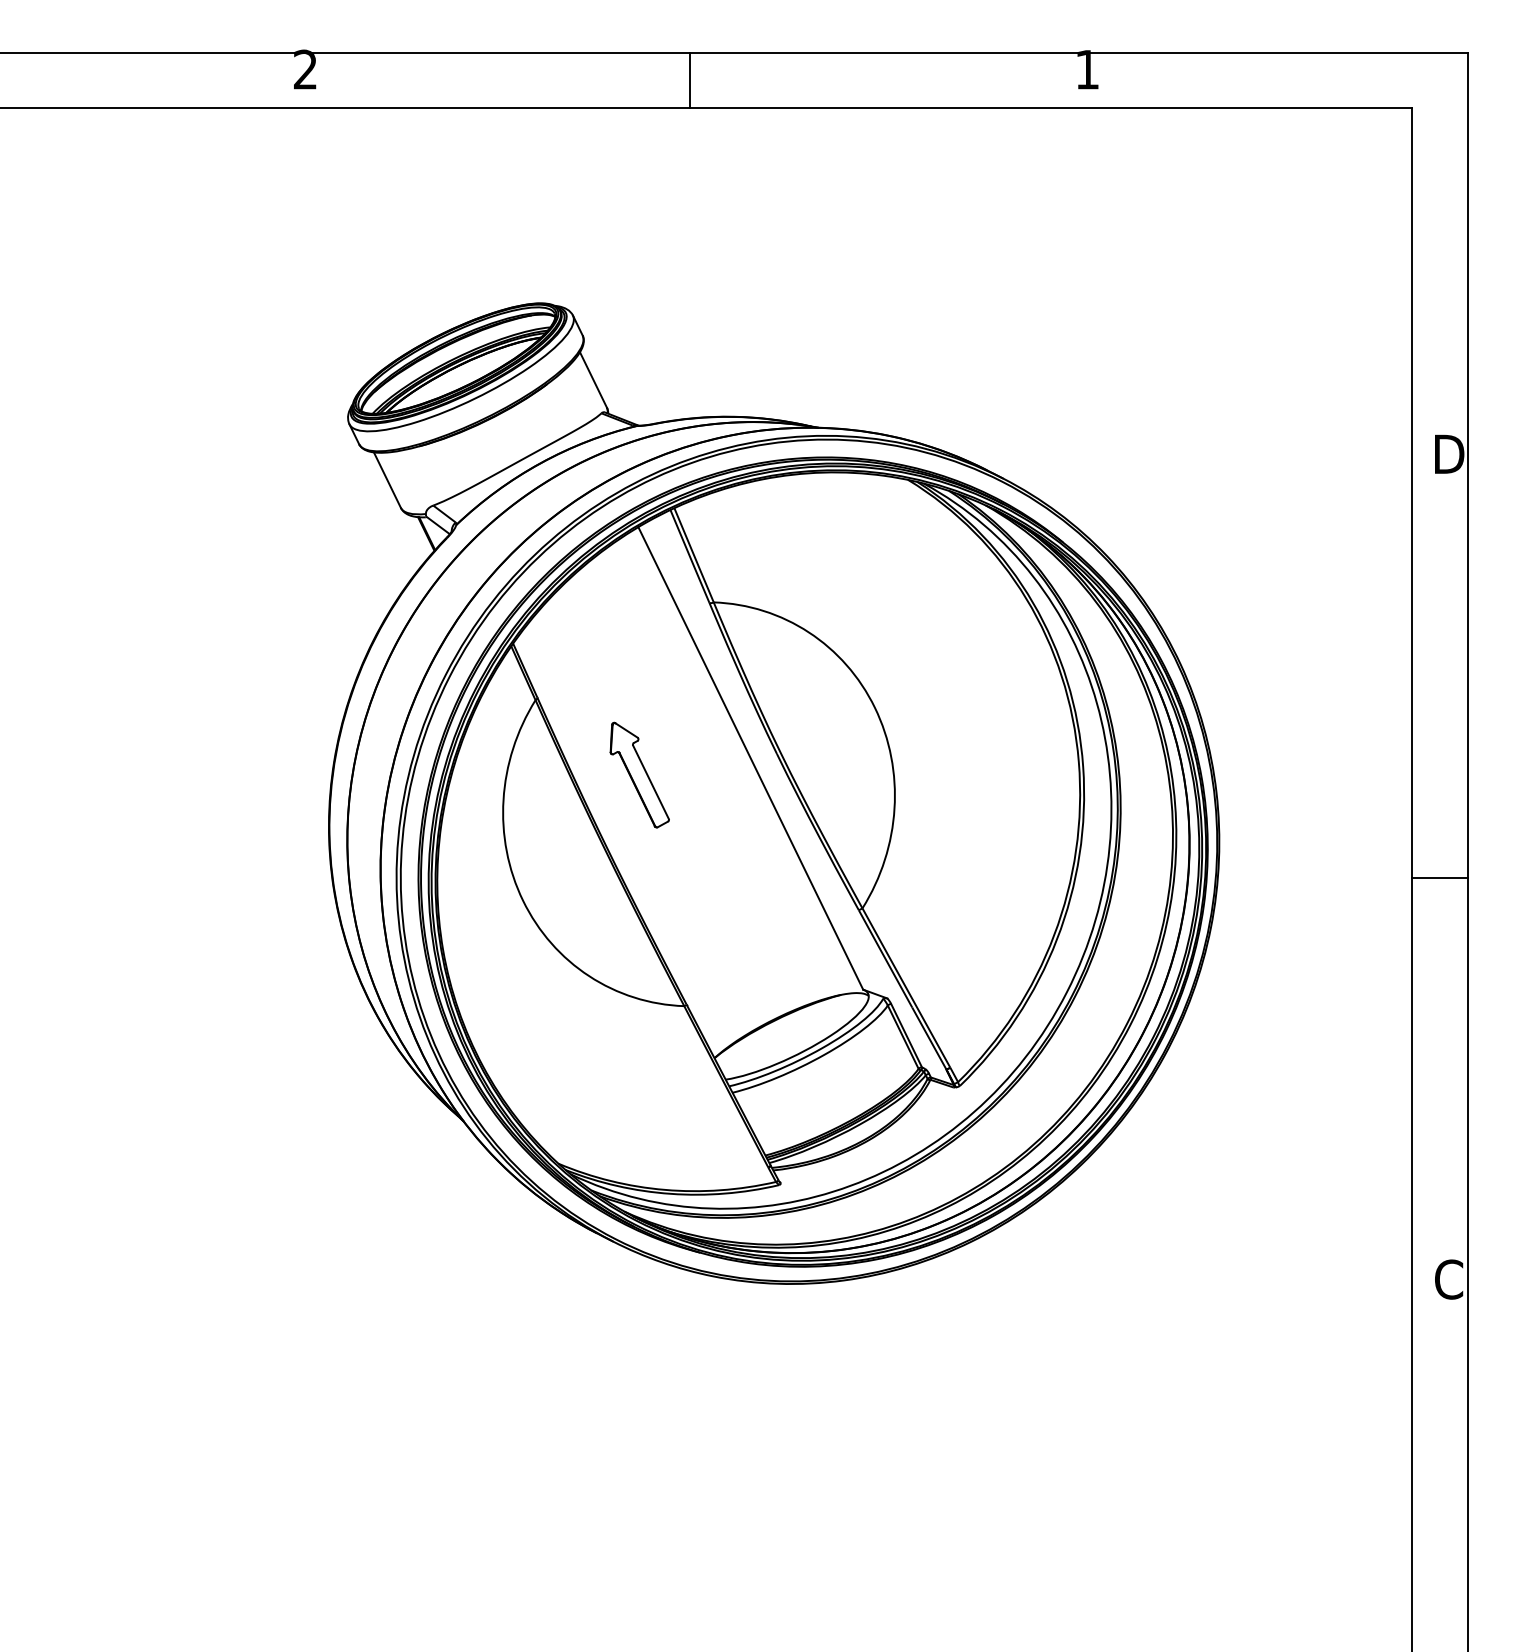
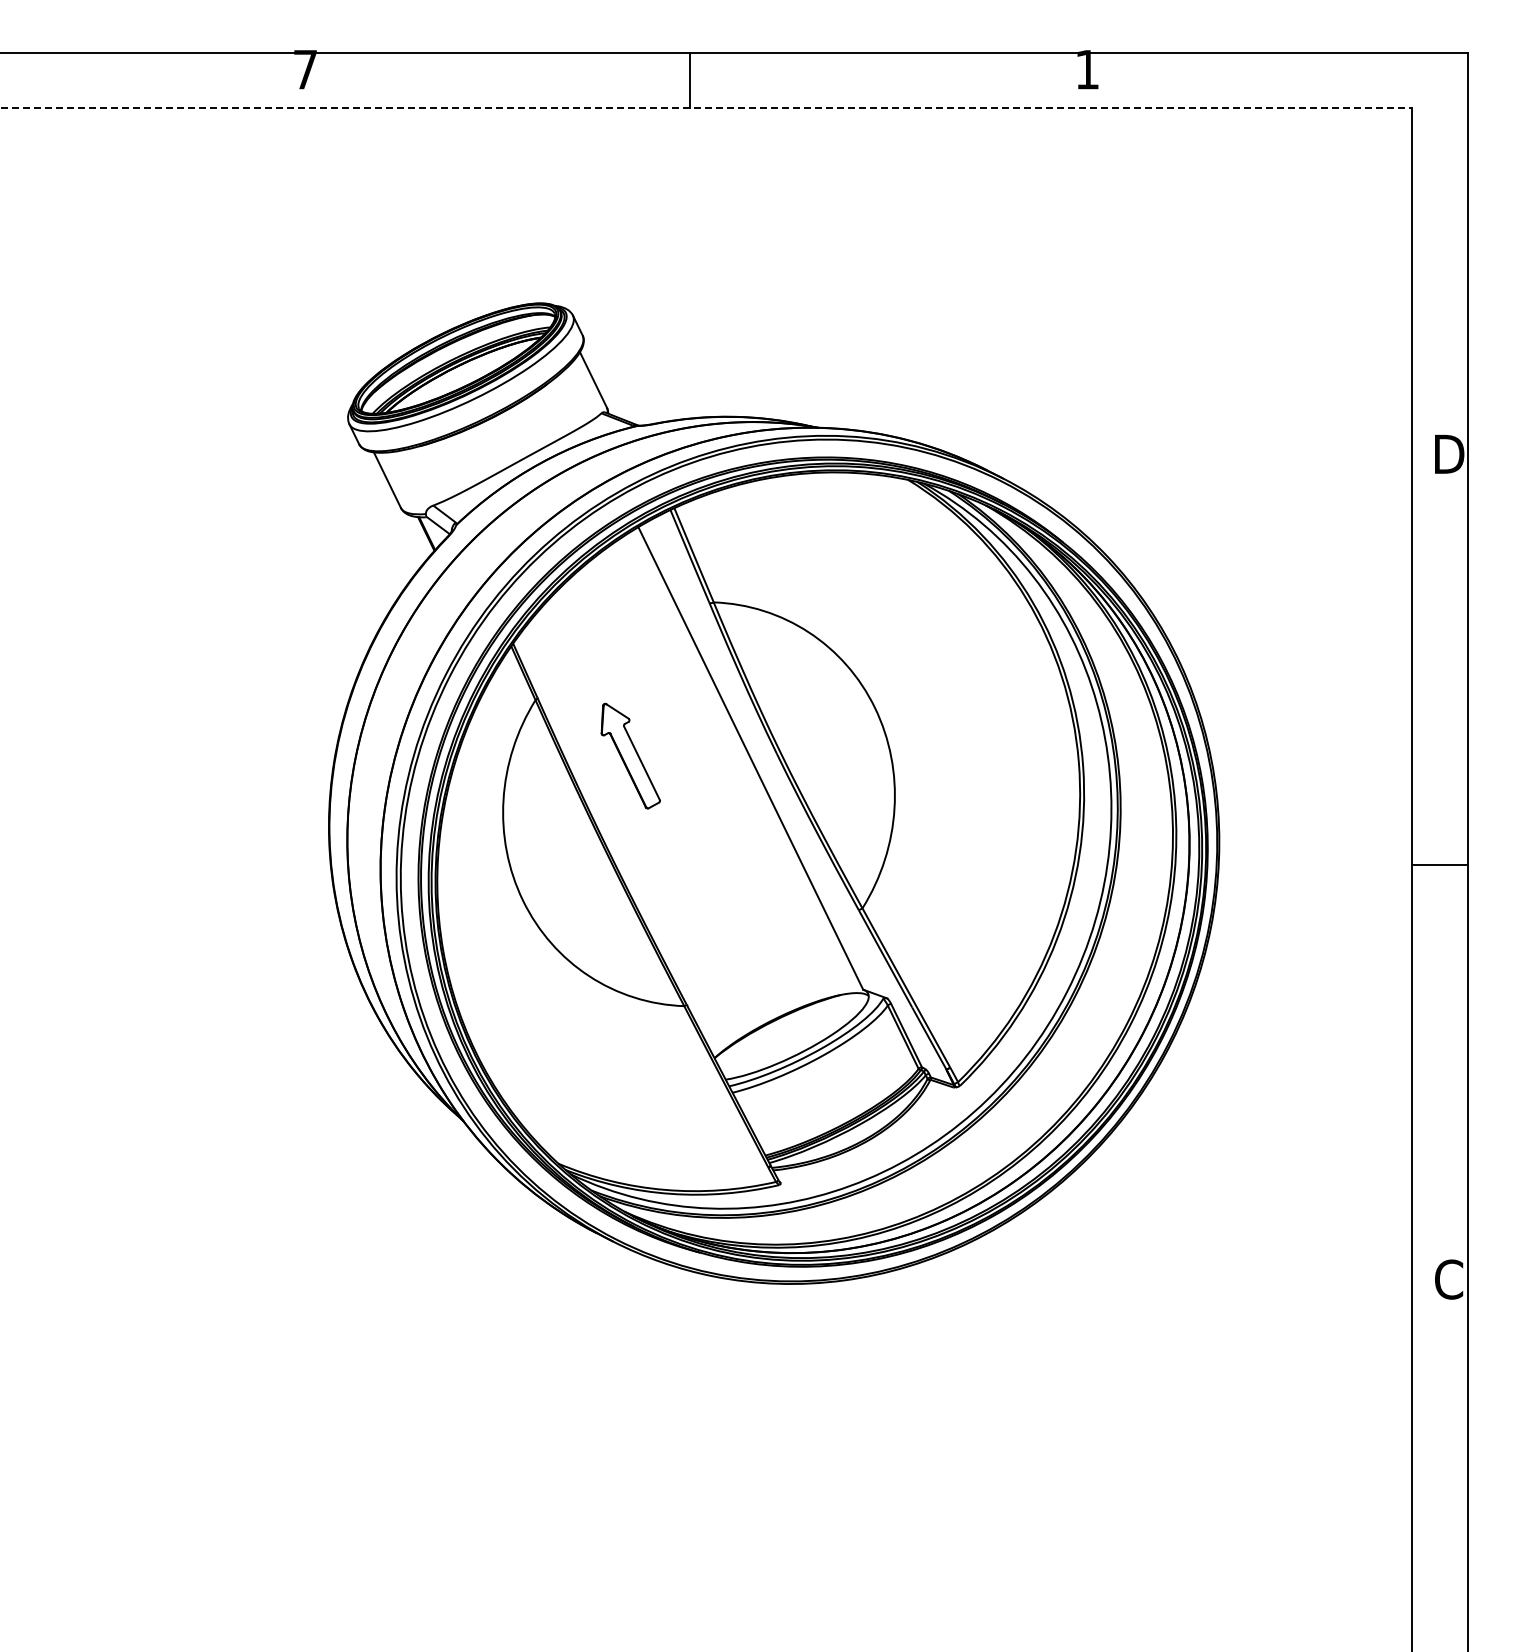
text: 2 -> 7 (305, 69)
line: solid -> dashed (706, 108)
part position: (639, 774) -> (630, 755) (630, 755)
line position: (1439, 878) -> (1439, 865) (1439, 865)
